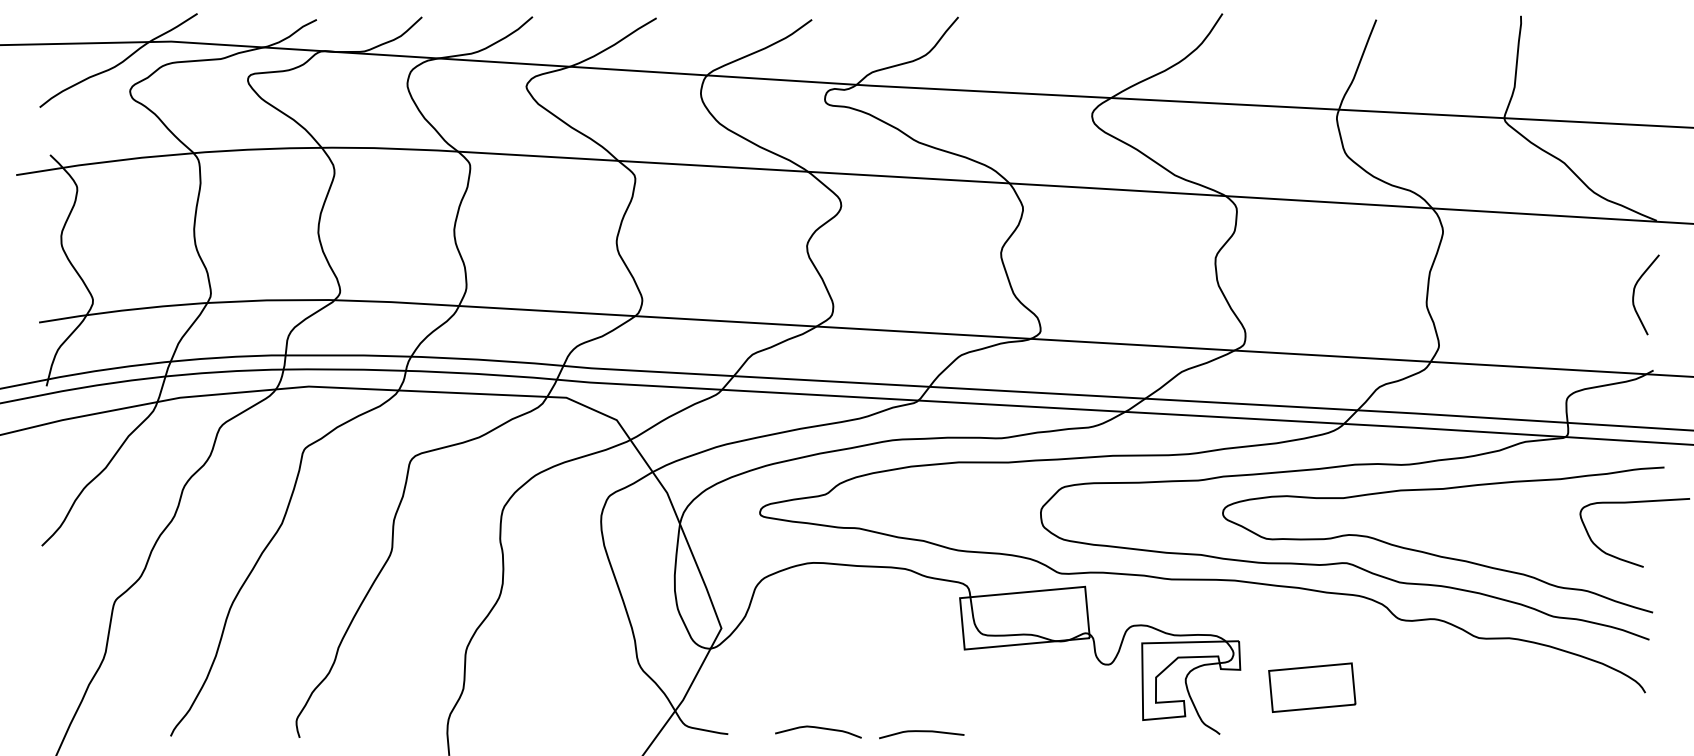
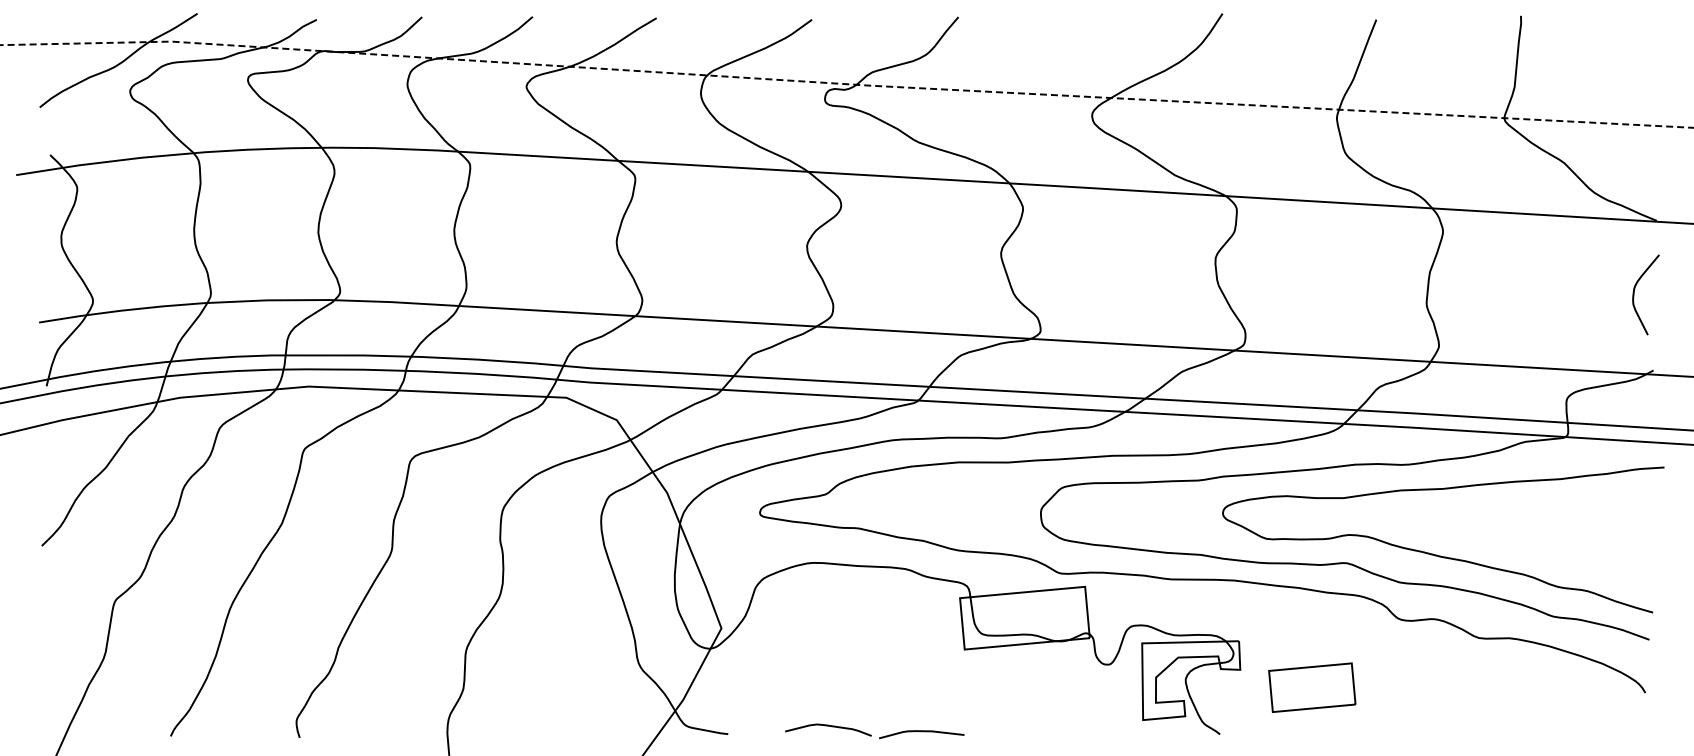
line: solid -> dashed (846, 84)
curve: present -> none (1624, 559)
curve position: (818, 728) -> (828, 726) (828, 726)
